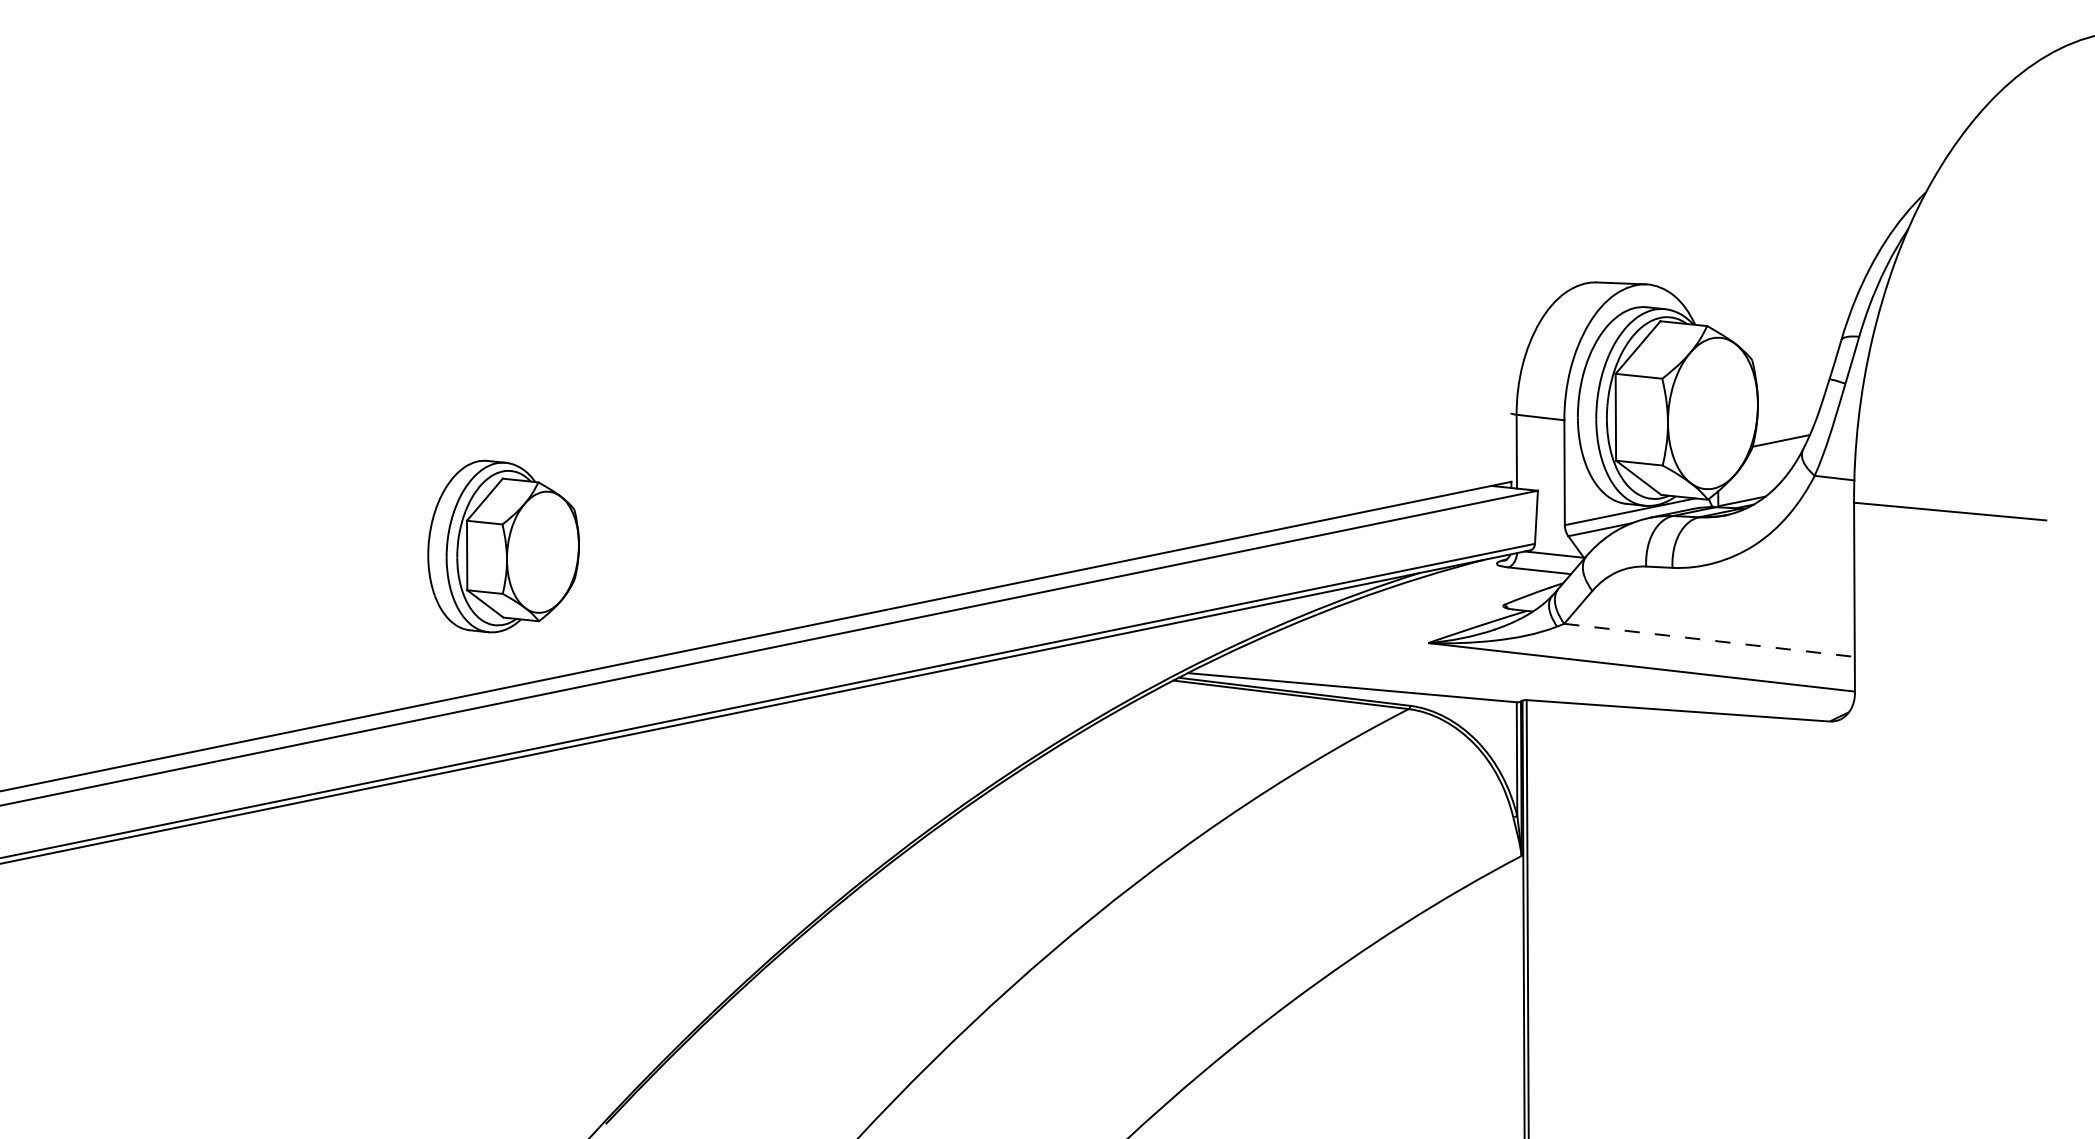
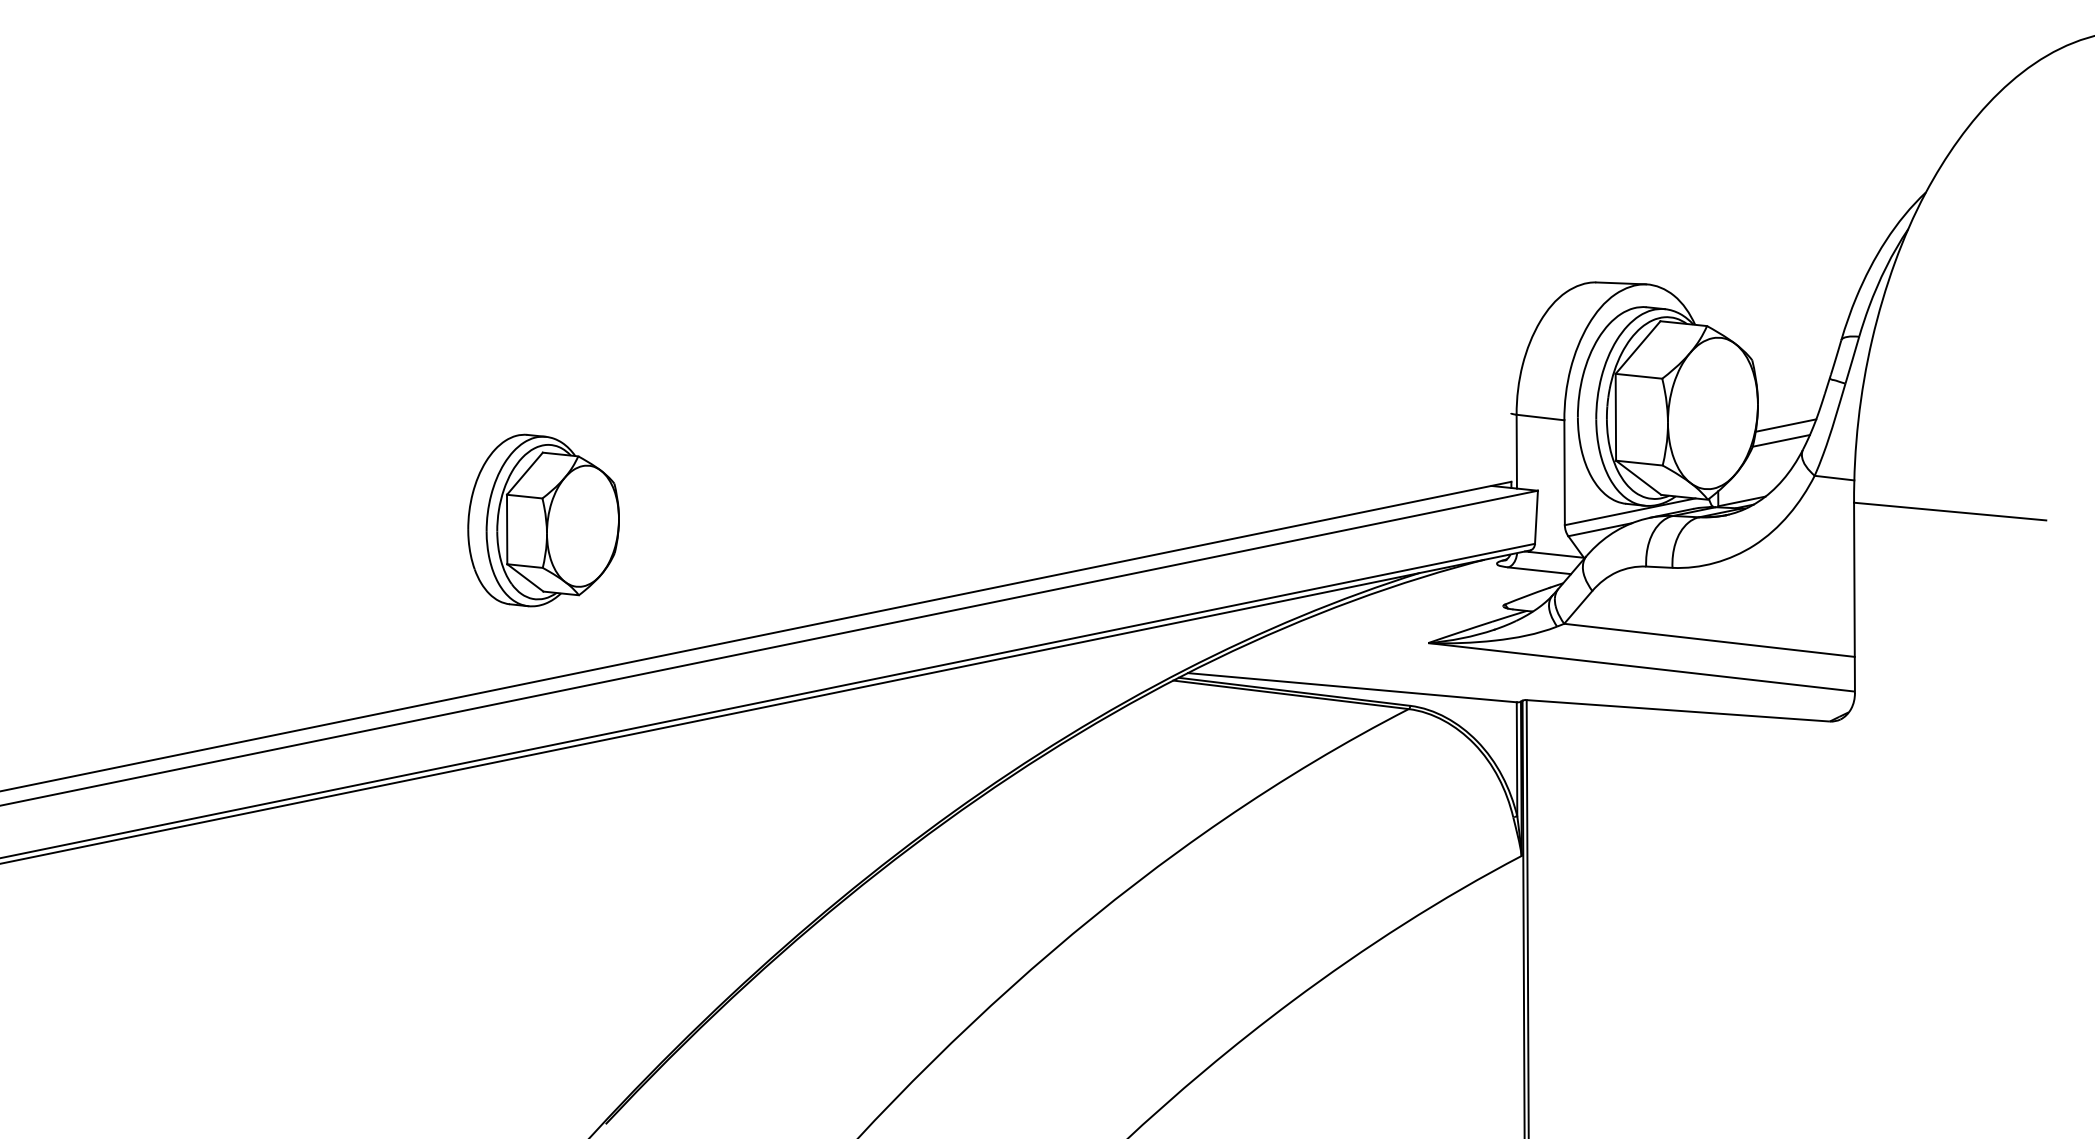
line: none -> present (1785, 425)
part position: (503, 546) -> (543, 520) (543, 520)
line: dashed -> solid (1710, 640)
